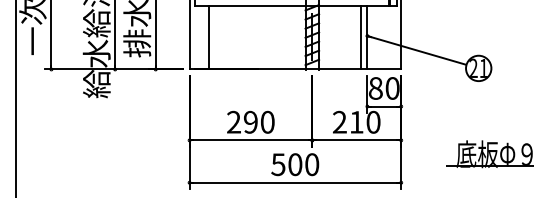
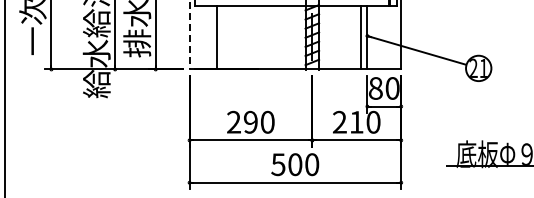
line: solid -> dashed (189, 35)
line position: (208, 37) -> (216, 37) (216, 37)
line position: (16, 98) -> (5, 98) (5, 98)
